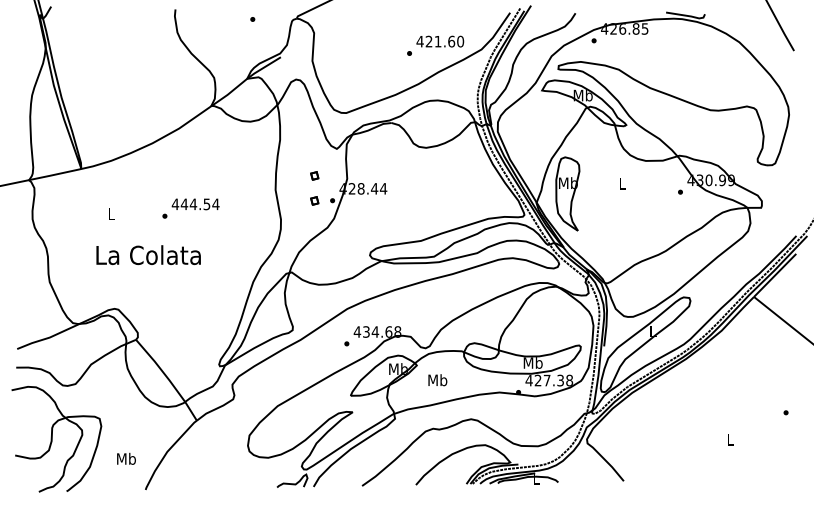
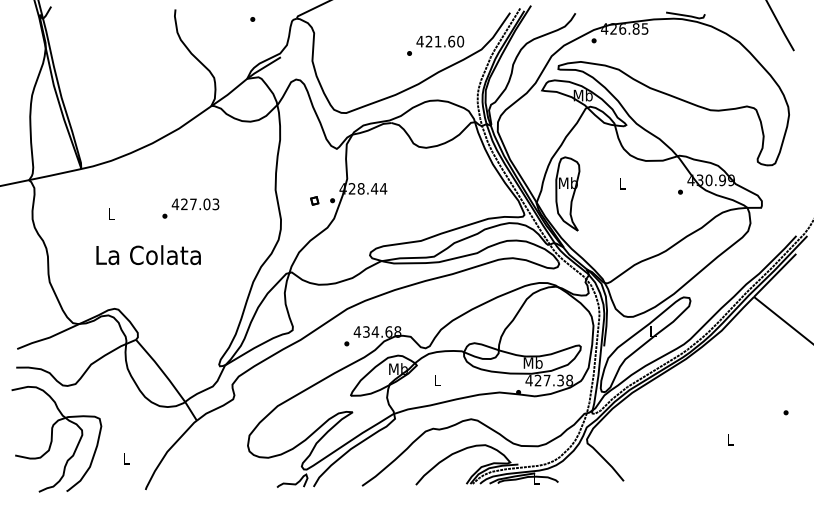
part: present -> none (314, 175)
text: 444.54 -> 427.03 (199, 204)
text: Mb -> L (437, 380)
text: Mb -> L (126, 458)
